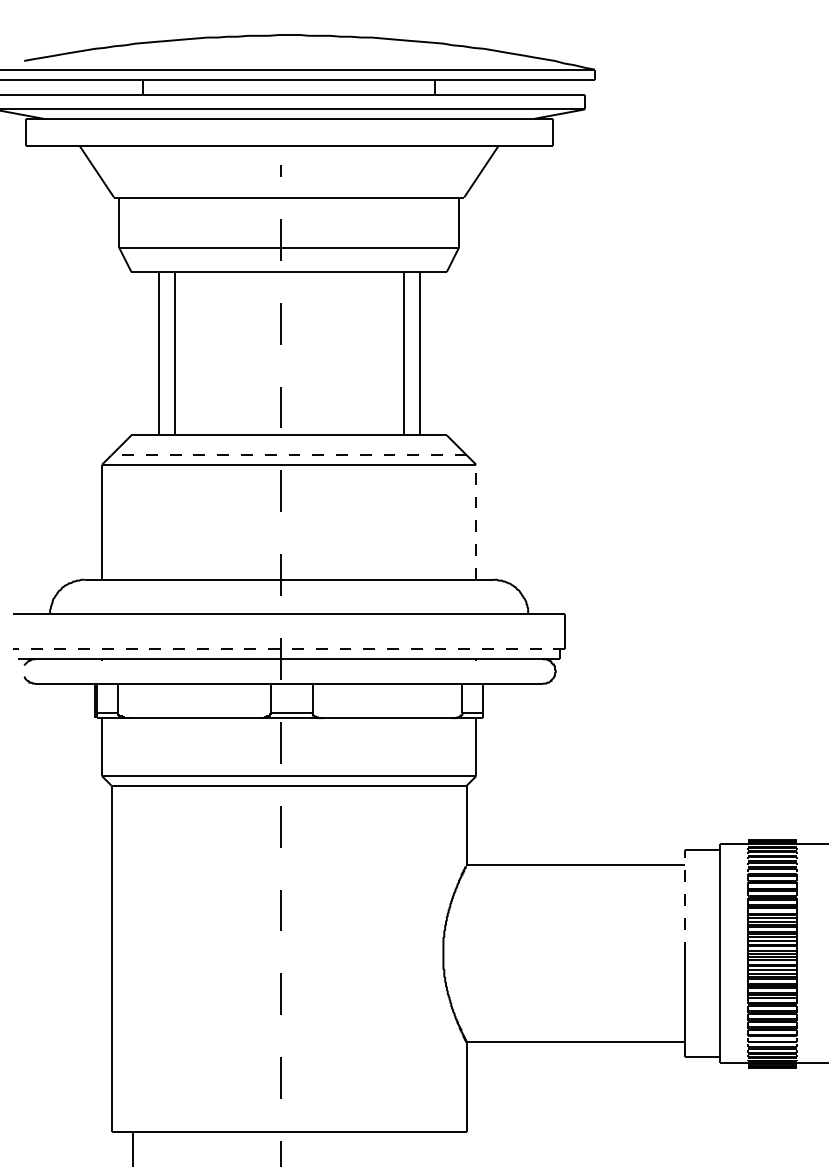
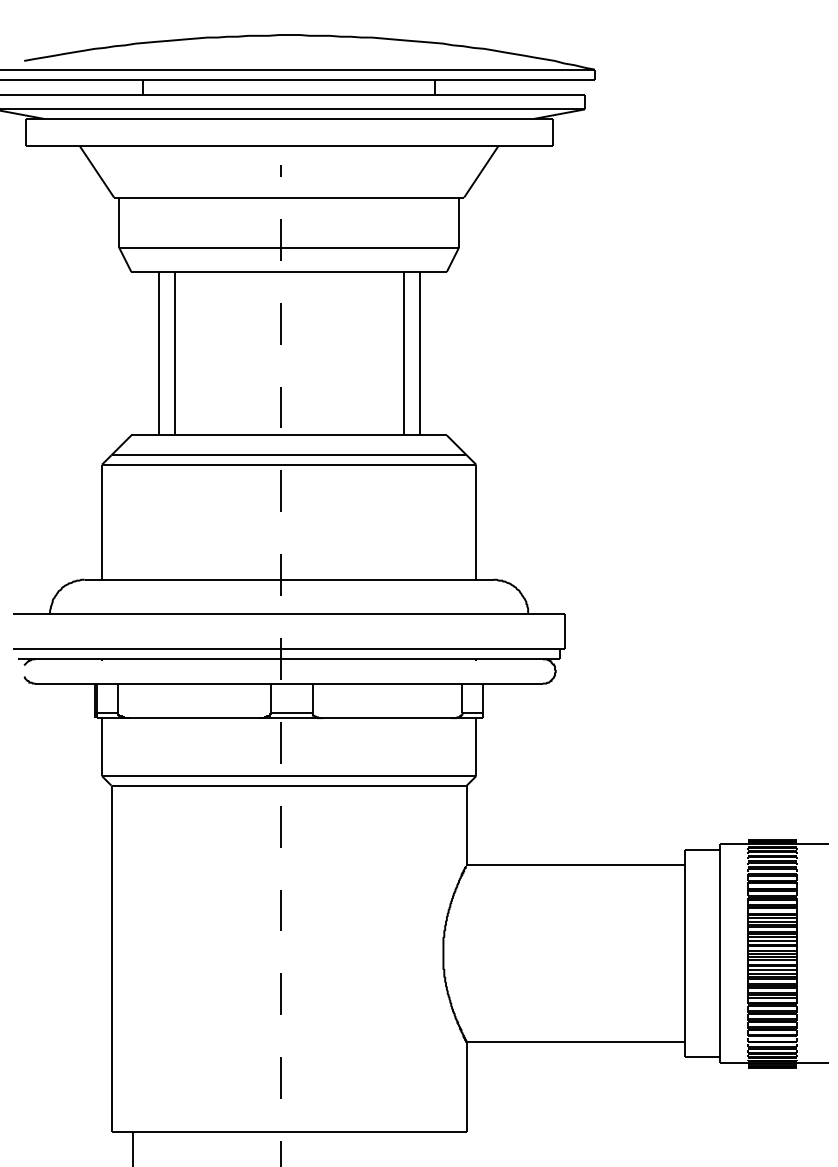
line: dashed -> solid (289, 455)
line: dashed -> solid (476, 522)
line: dashed -> solid (288, 648)
line: dashed -> solid (684, 901)
